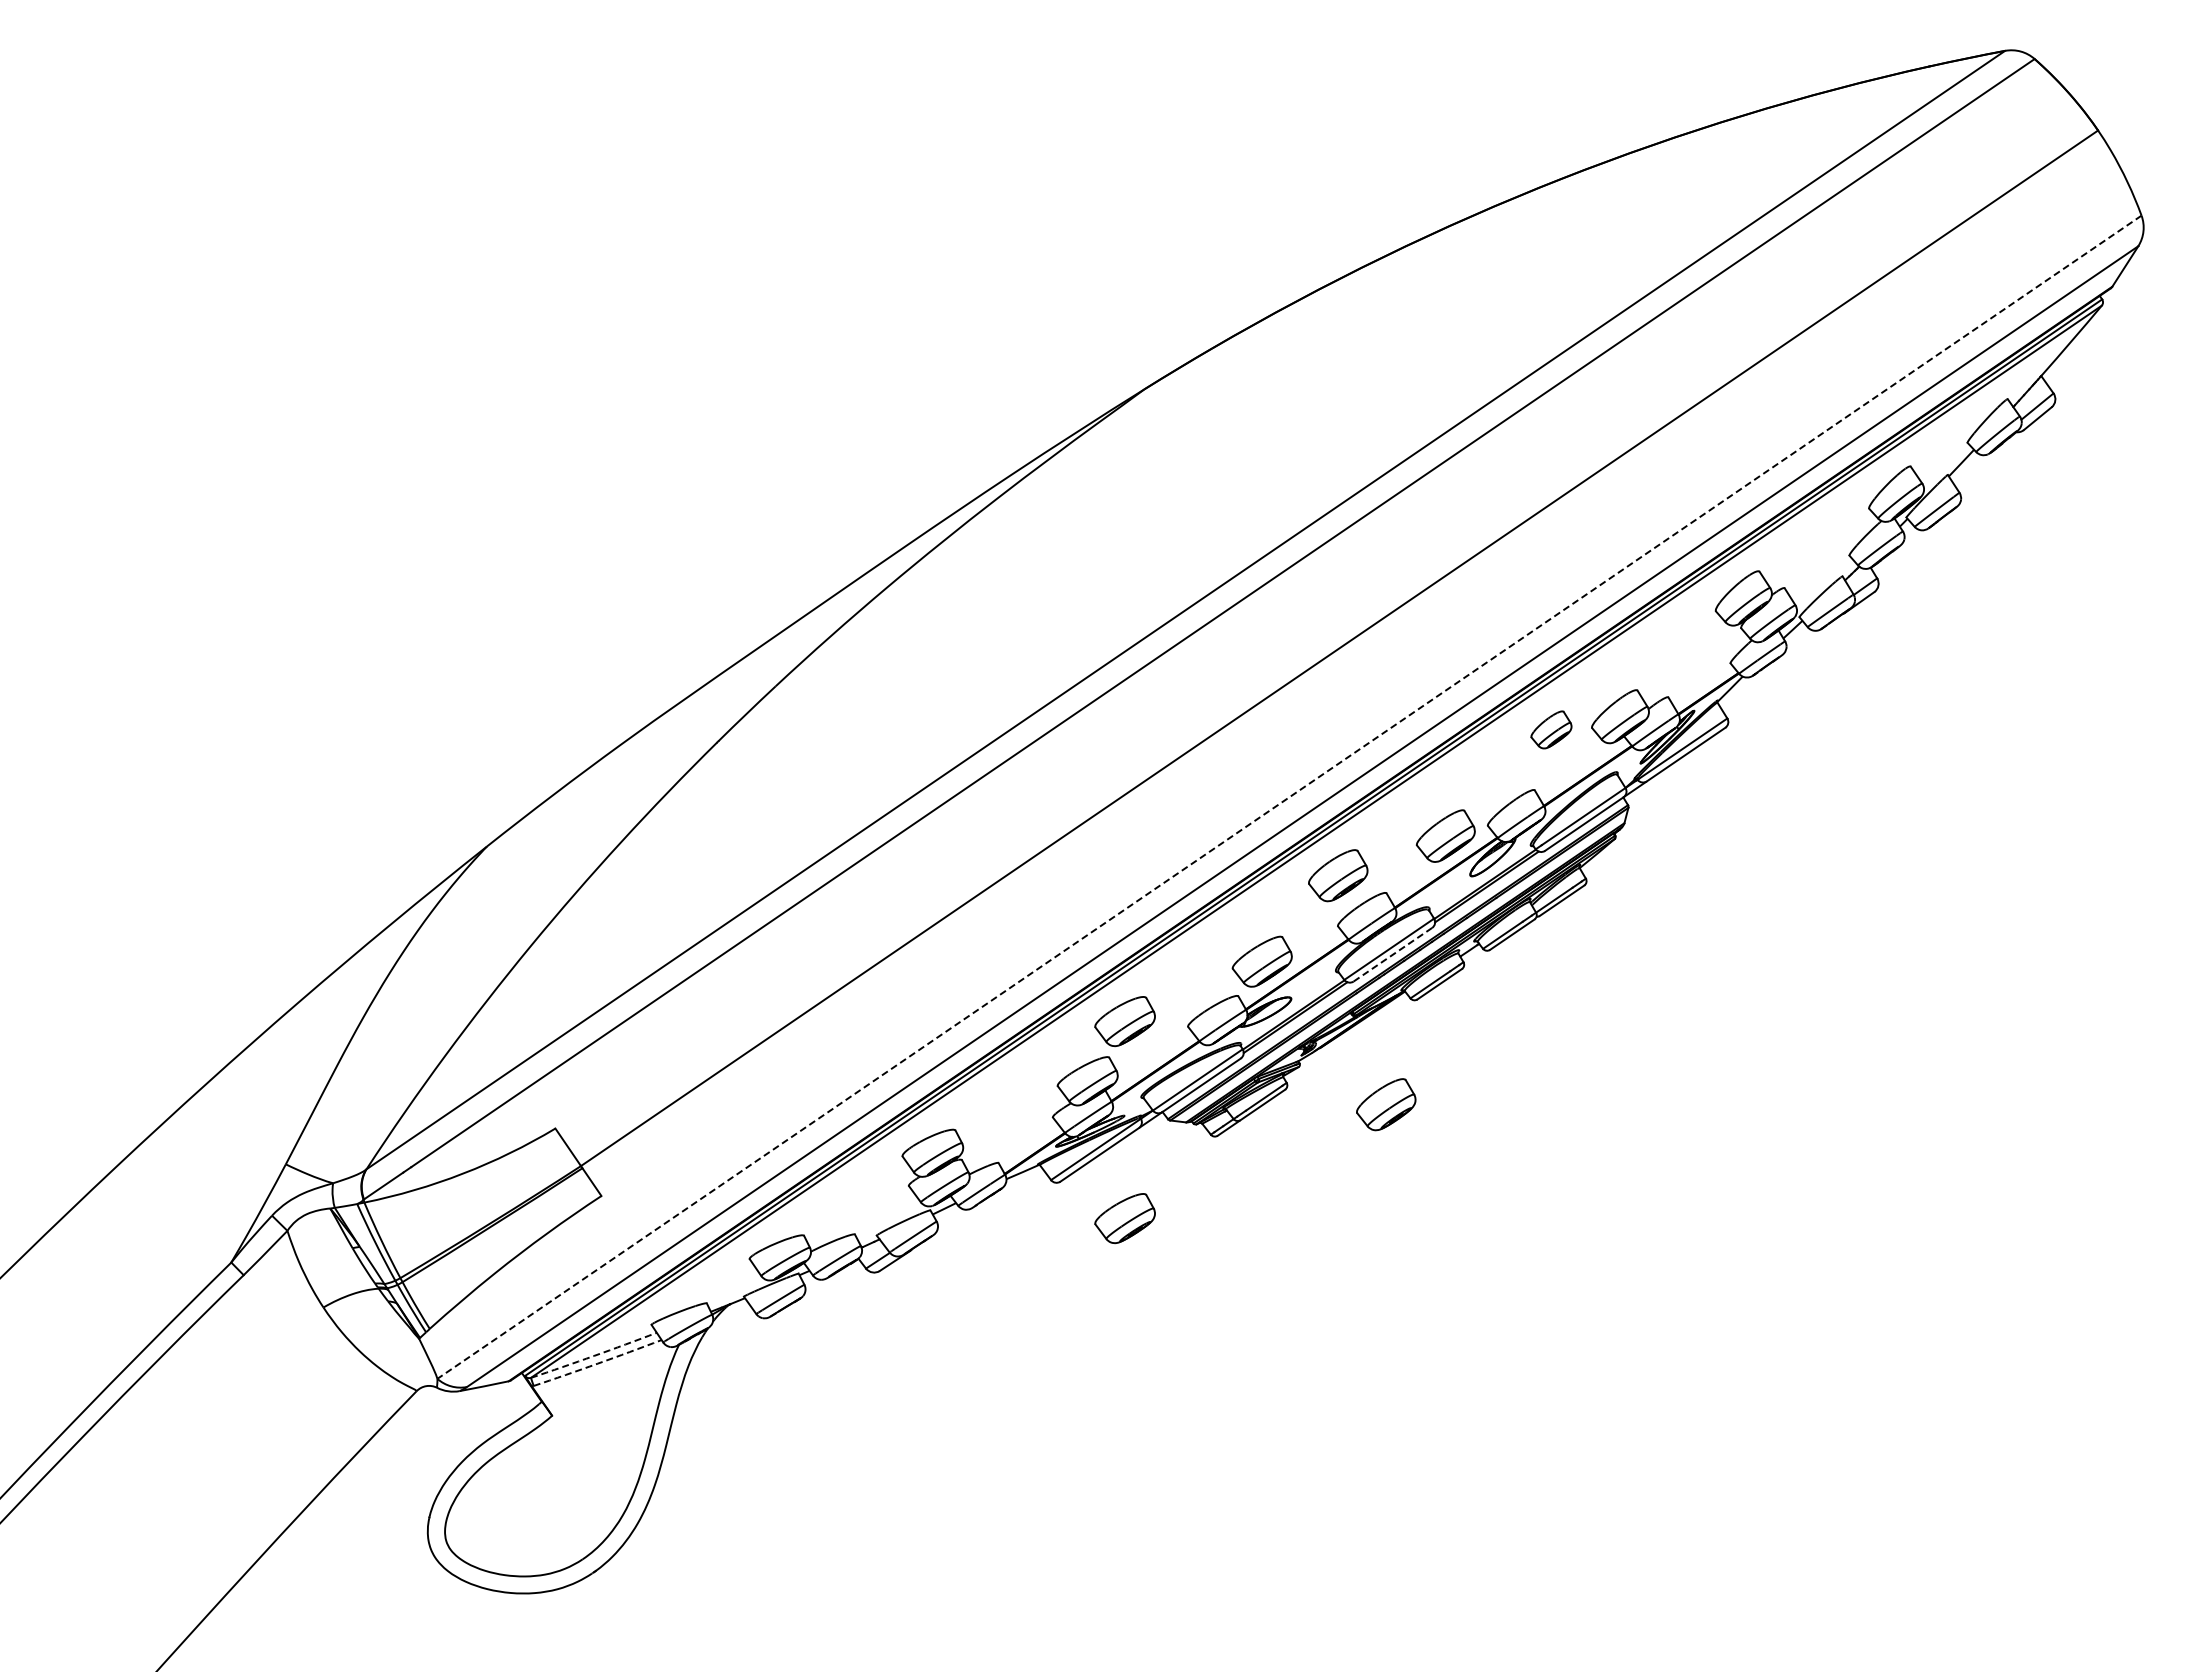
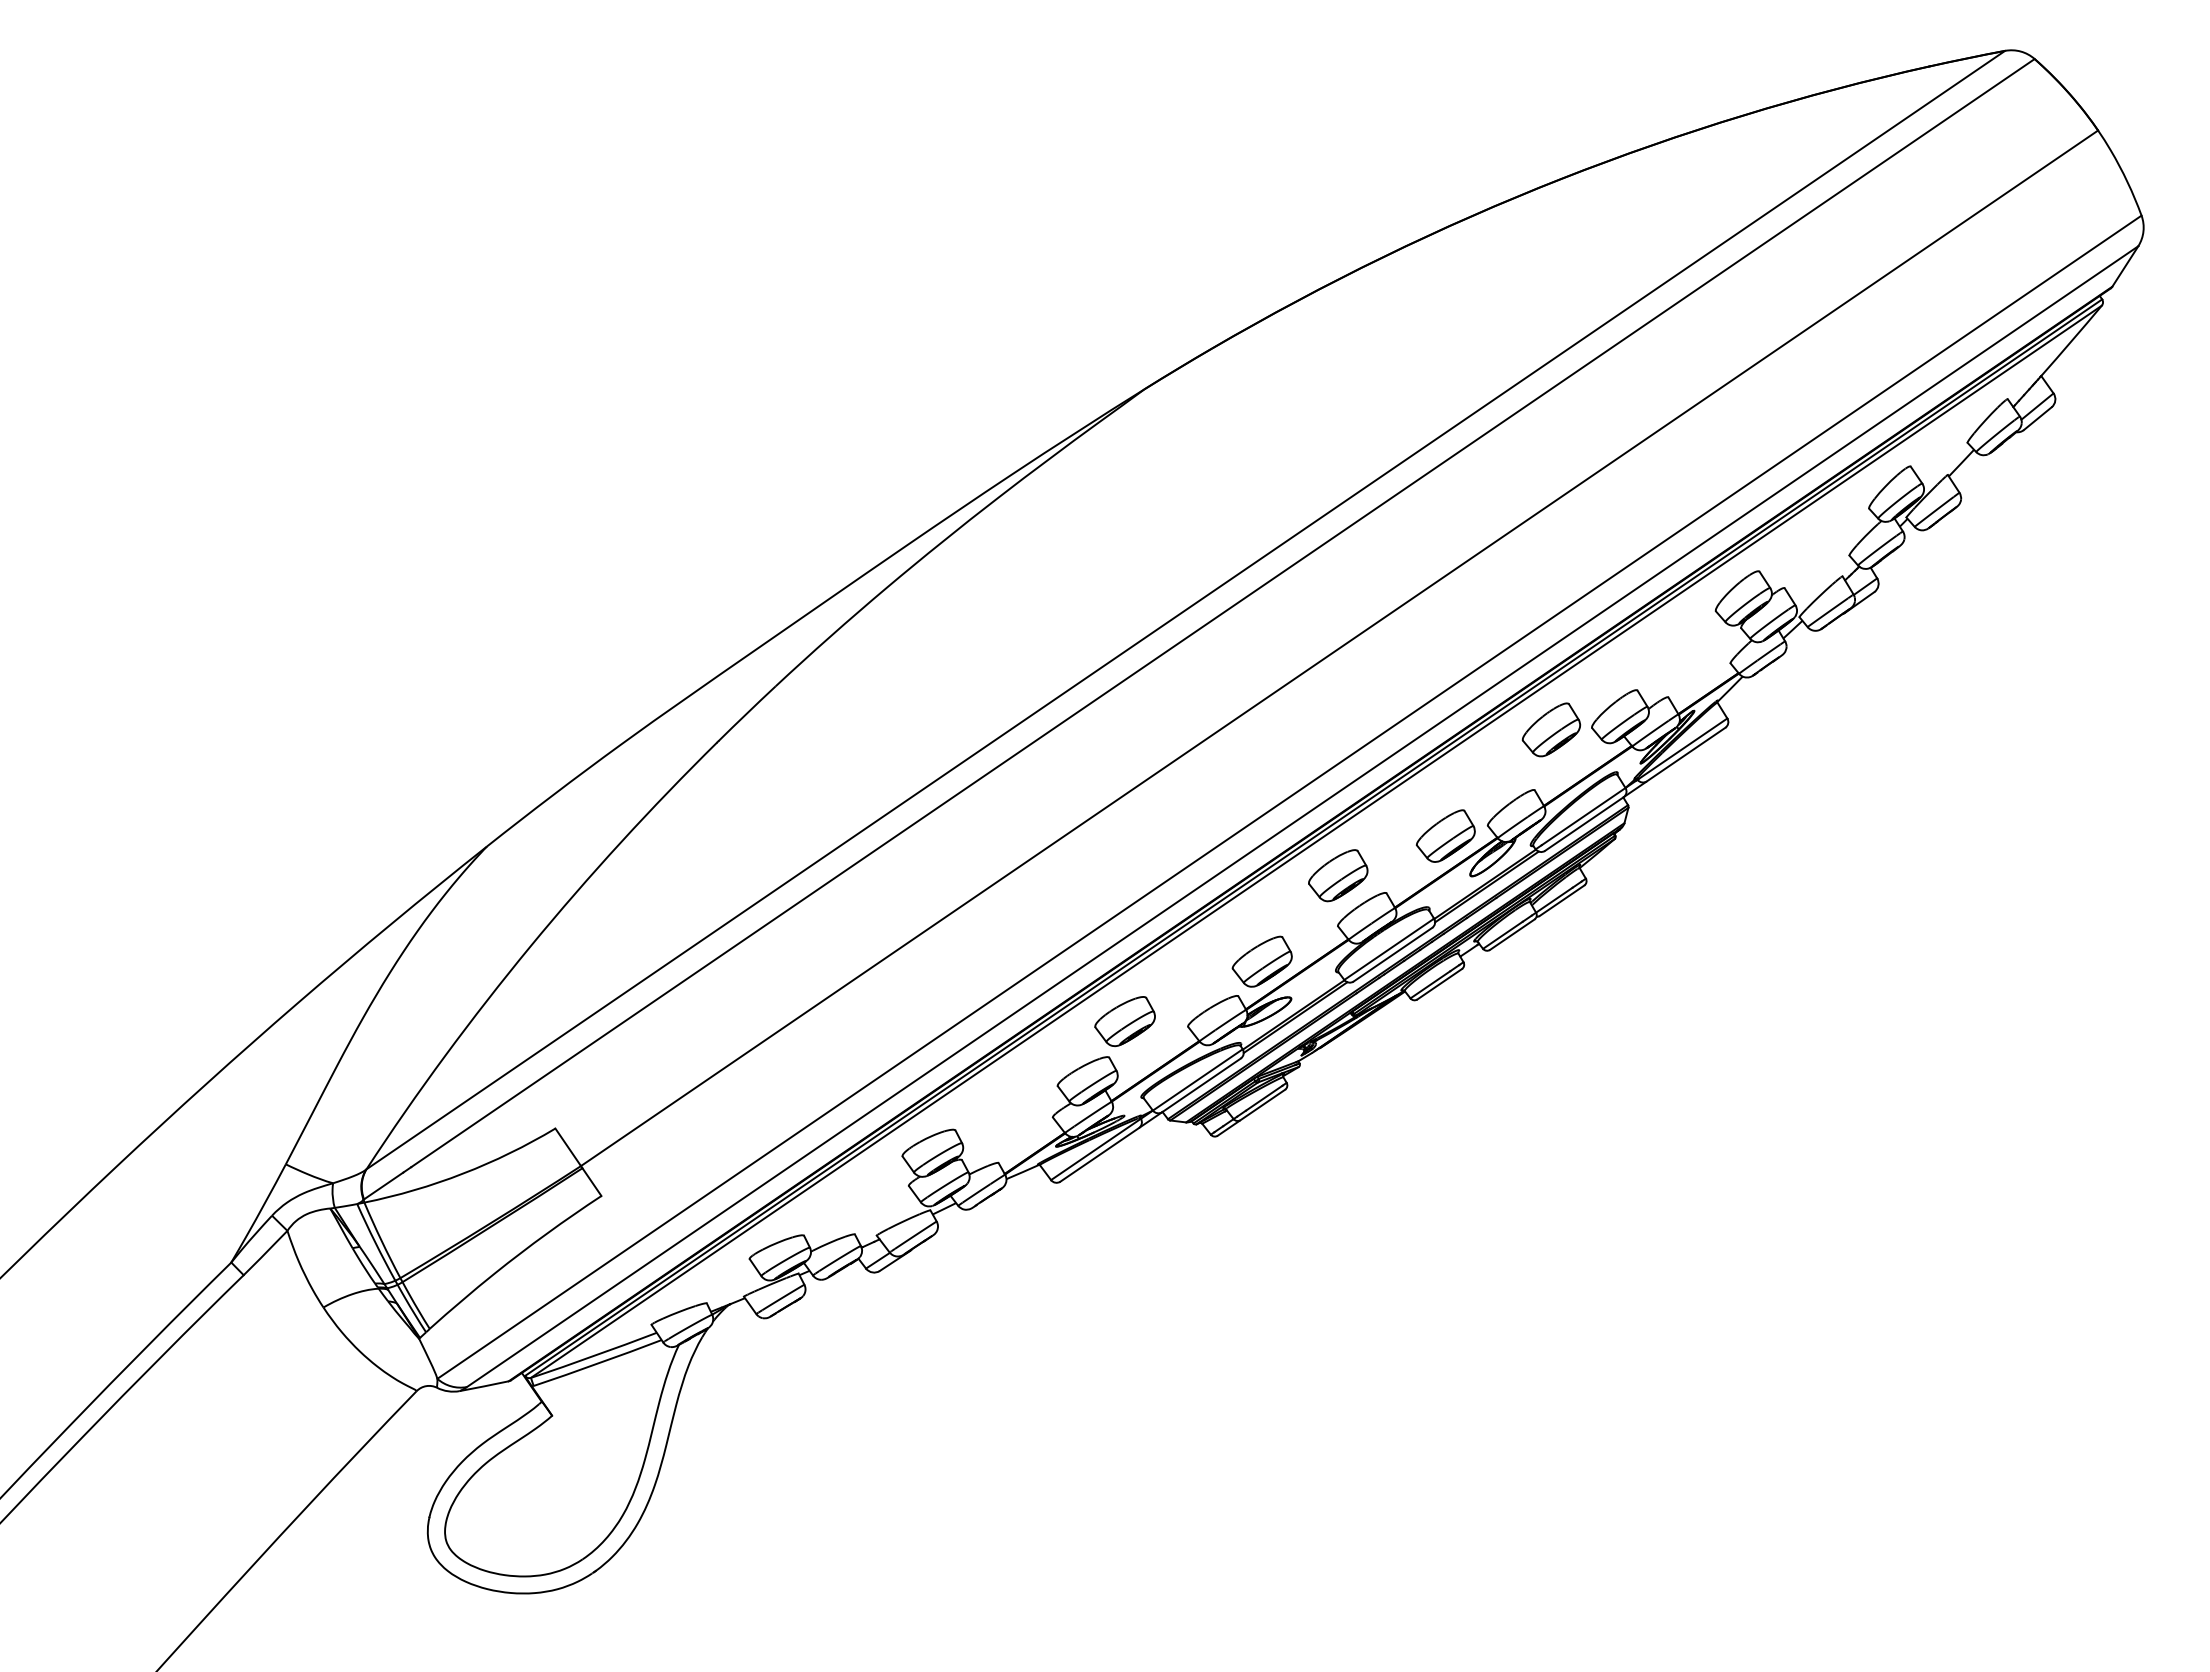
part size: 43x40 px -> 61x56 px (1551, 729)
line: dashed -> solid (1289, 797)
line: dashed -> solid (1392, 954)
part: present -> none (1386, 1104)
part: present -> none (1124, 1218)
arc: dashed -> solid (594, 1355)
arc: dashed -> solid (597, 1363)
